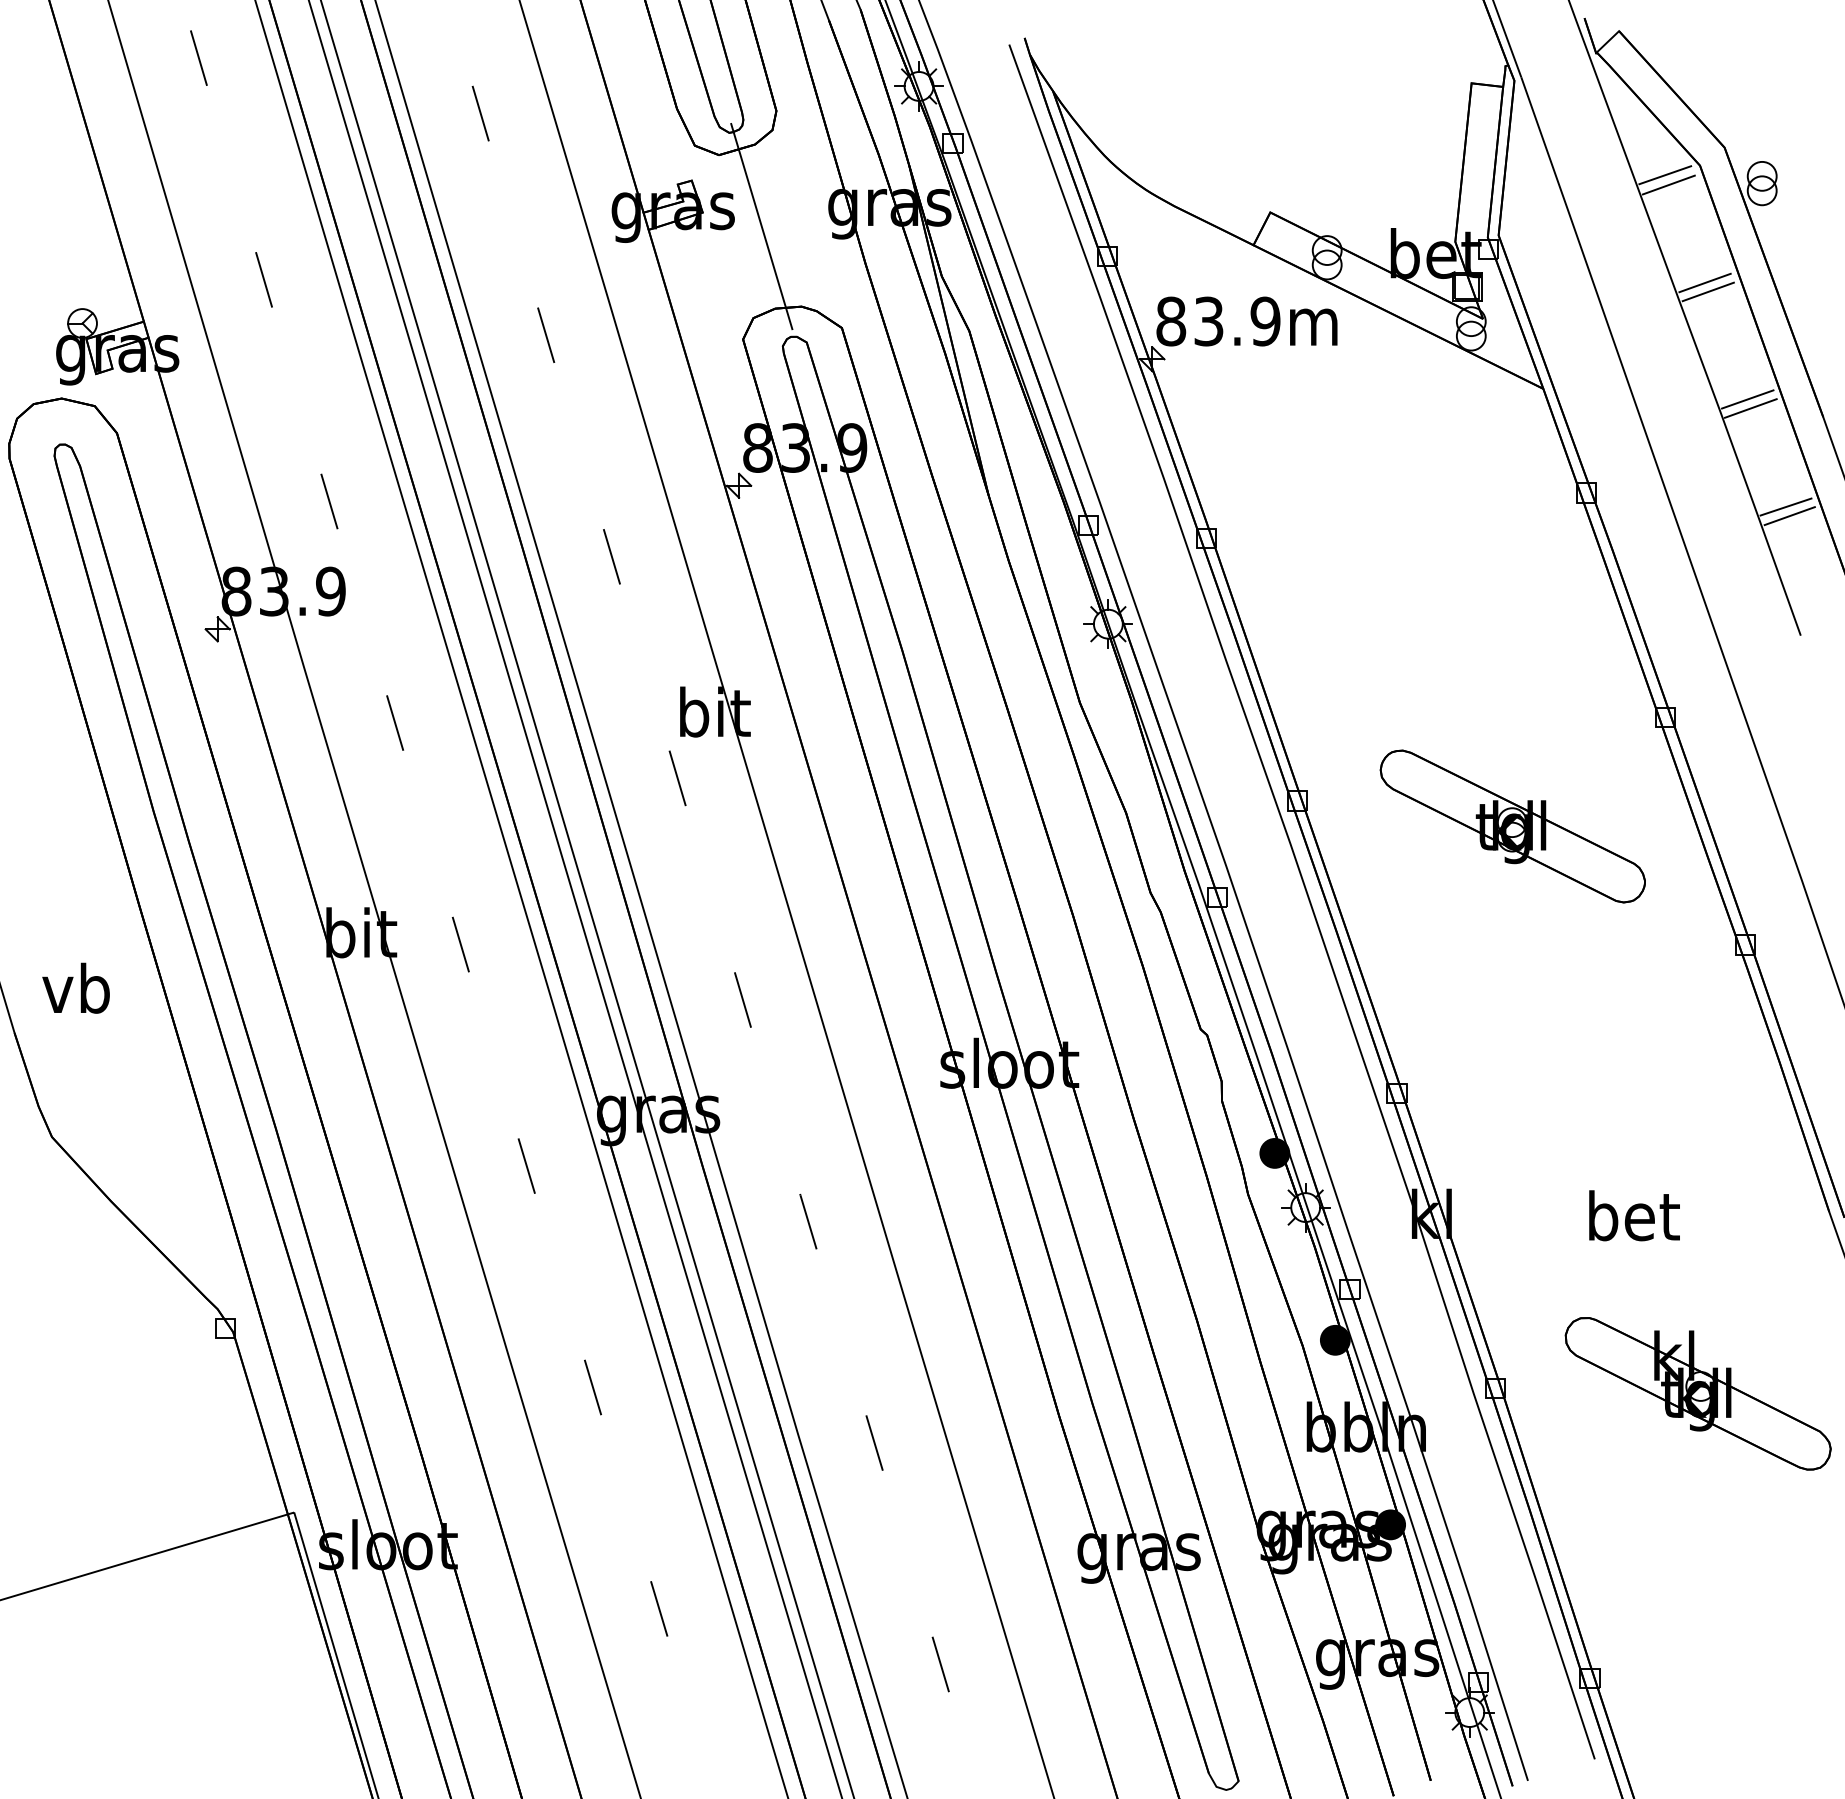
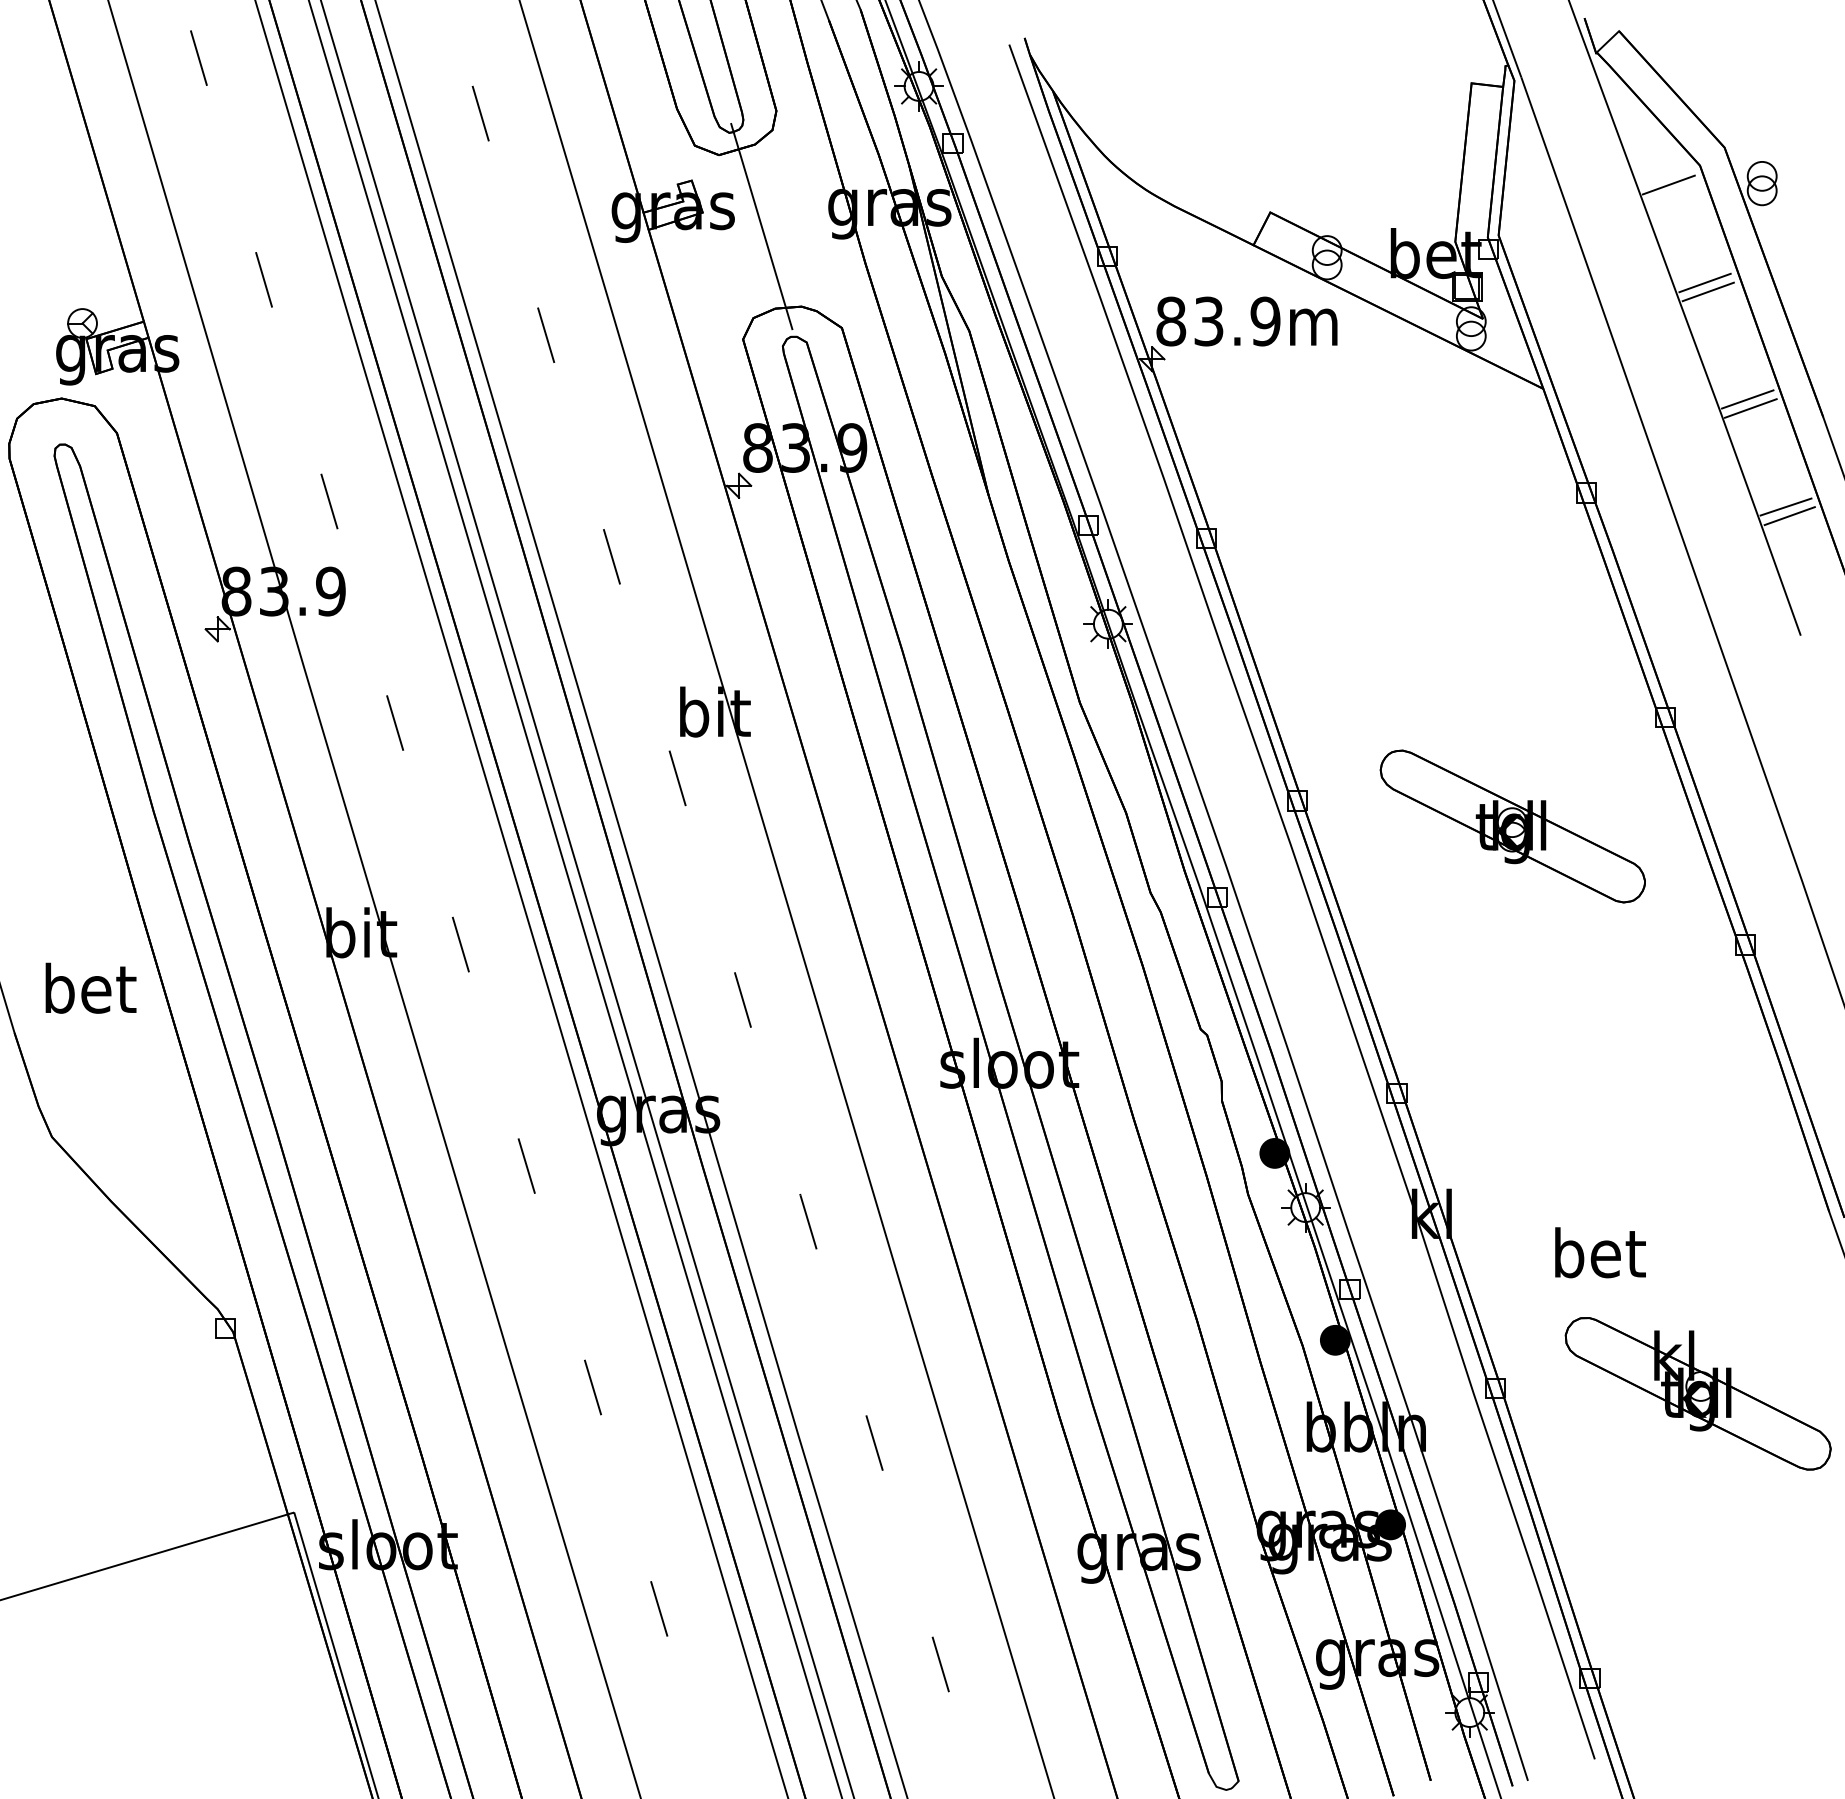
line: present -> none (1665, 175)
text: vb -> bet (89, 987)
text position: (1634, 1215) -> (1600, 1252) (1600, 1252)
